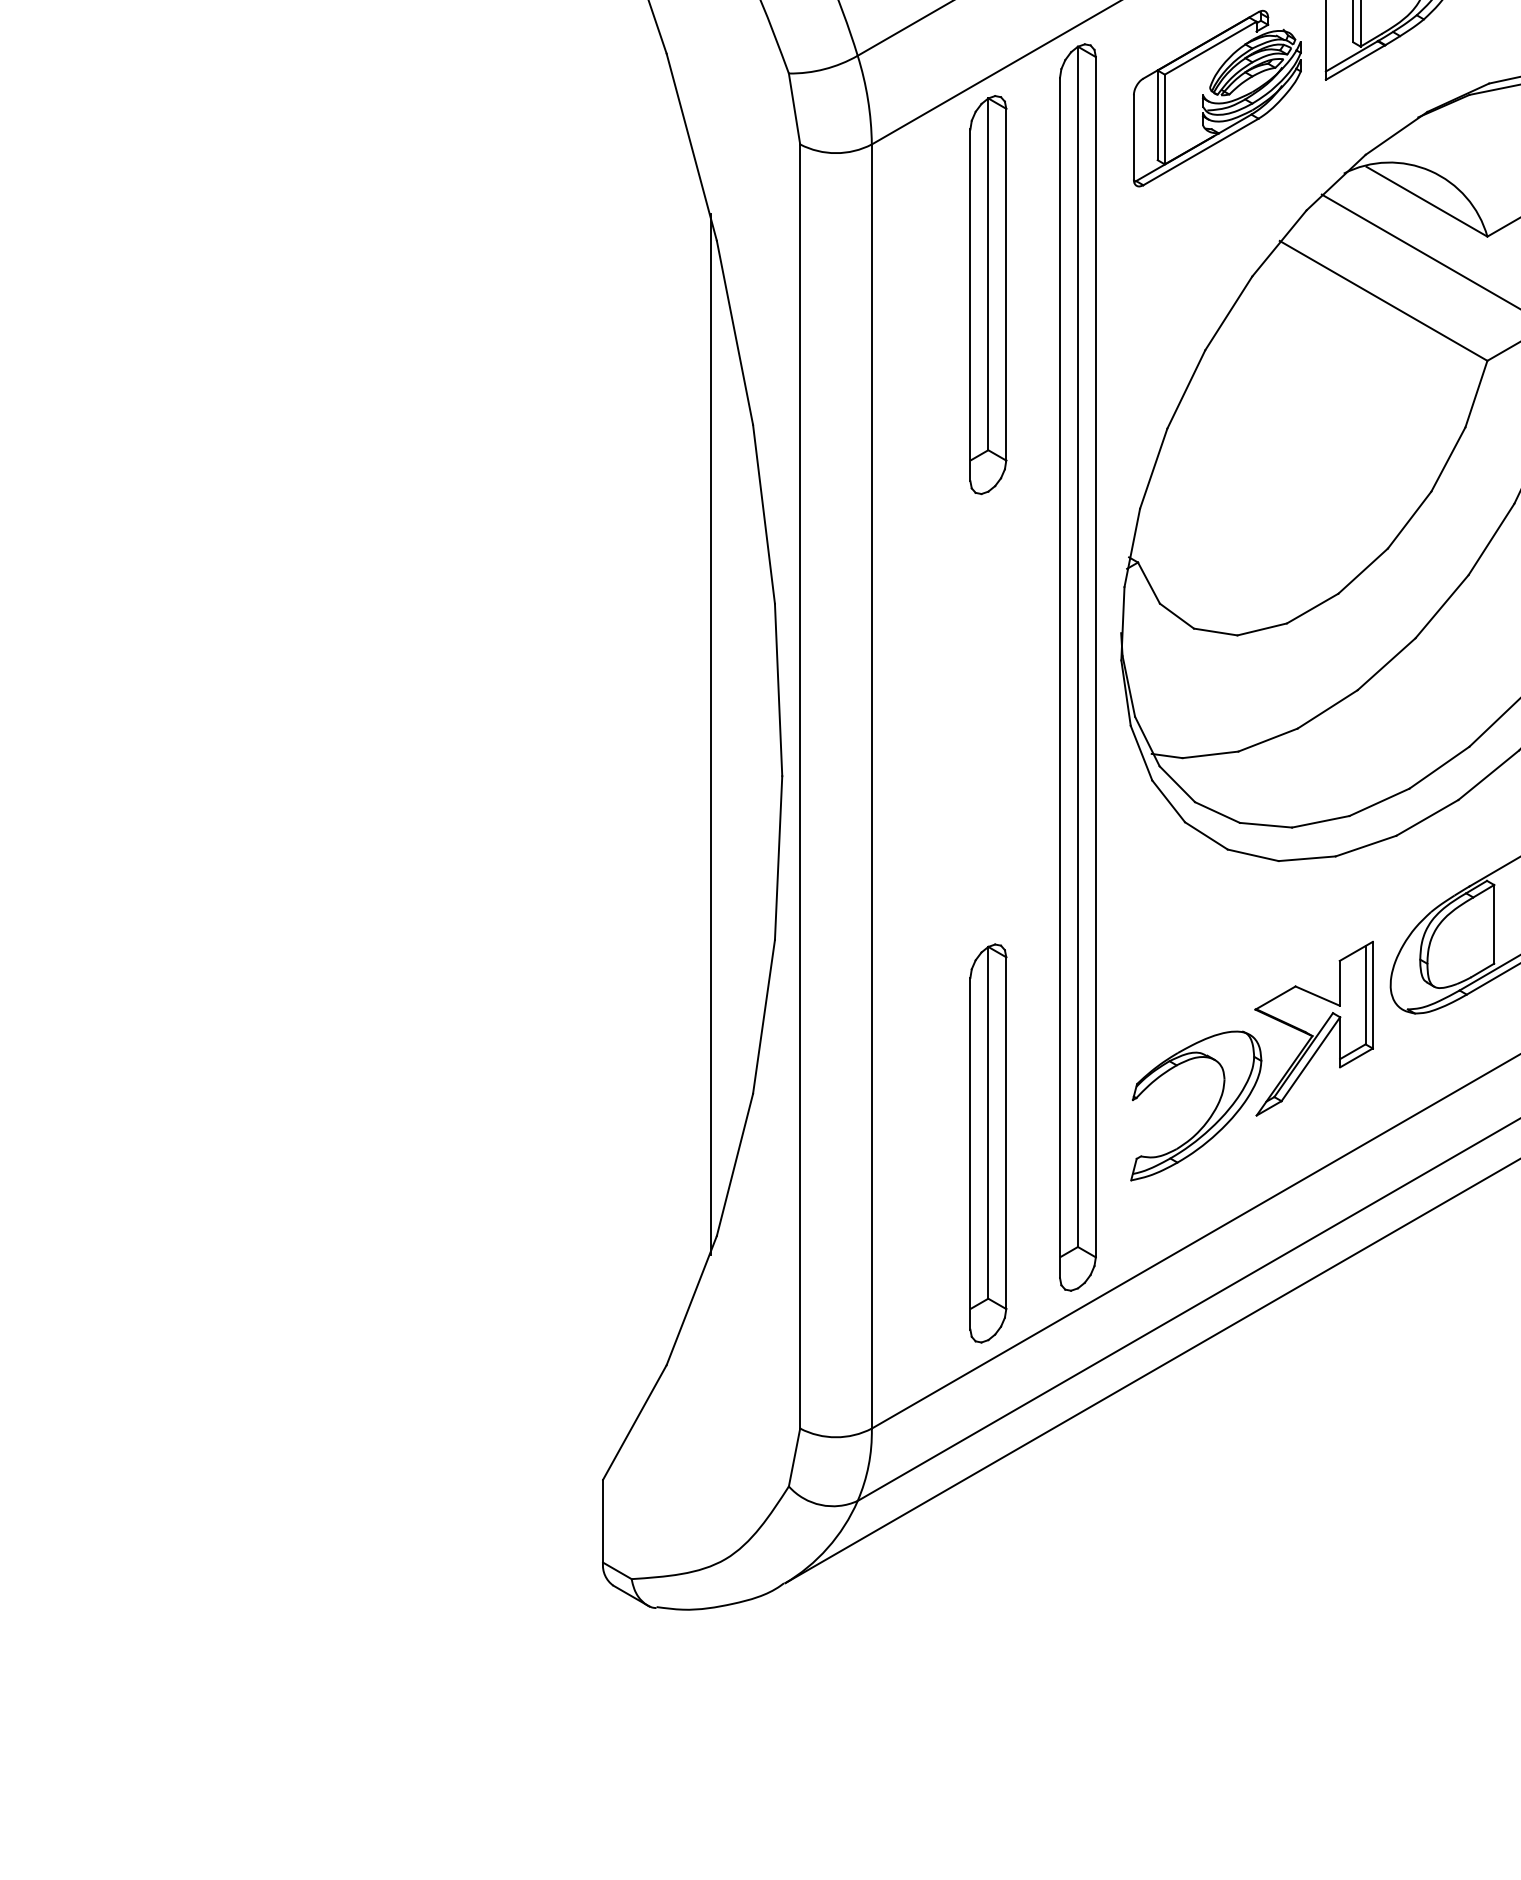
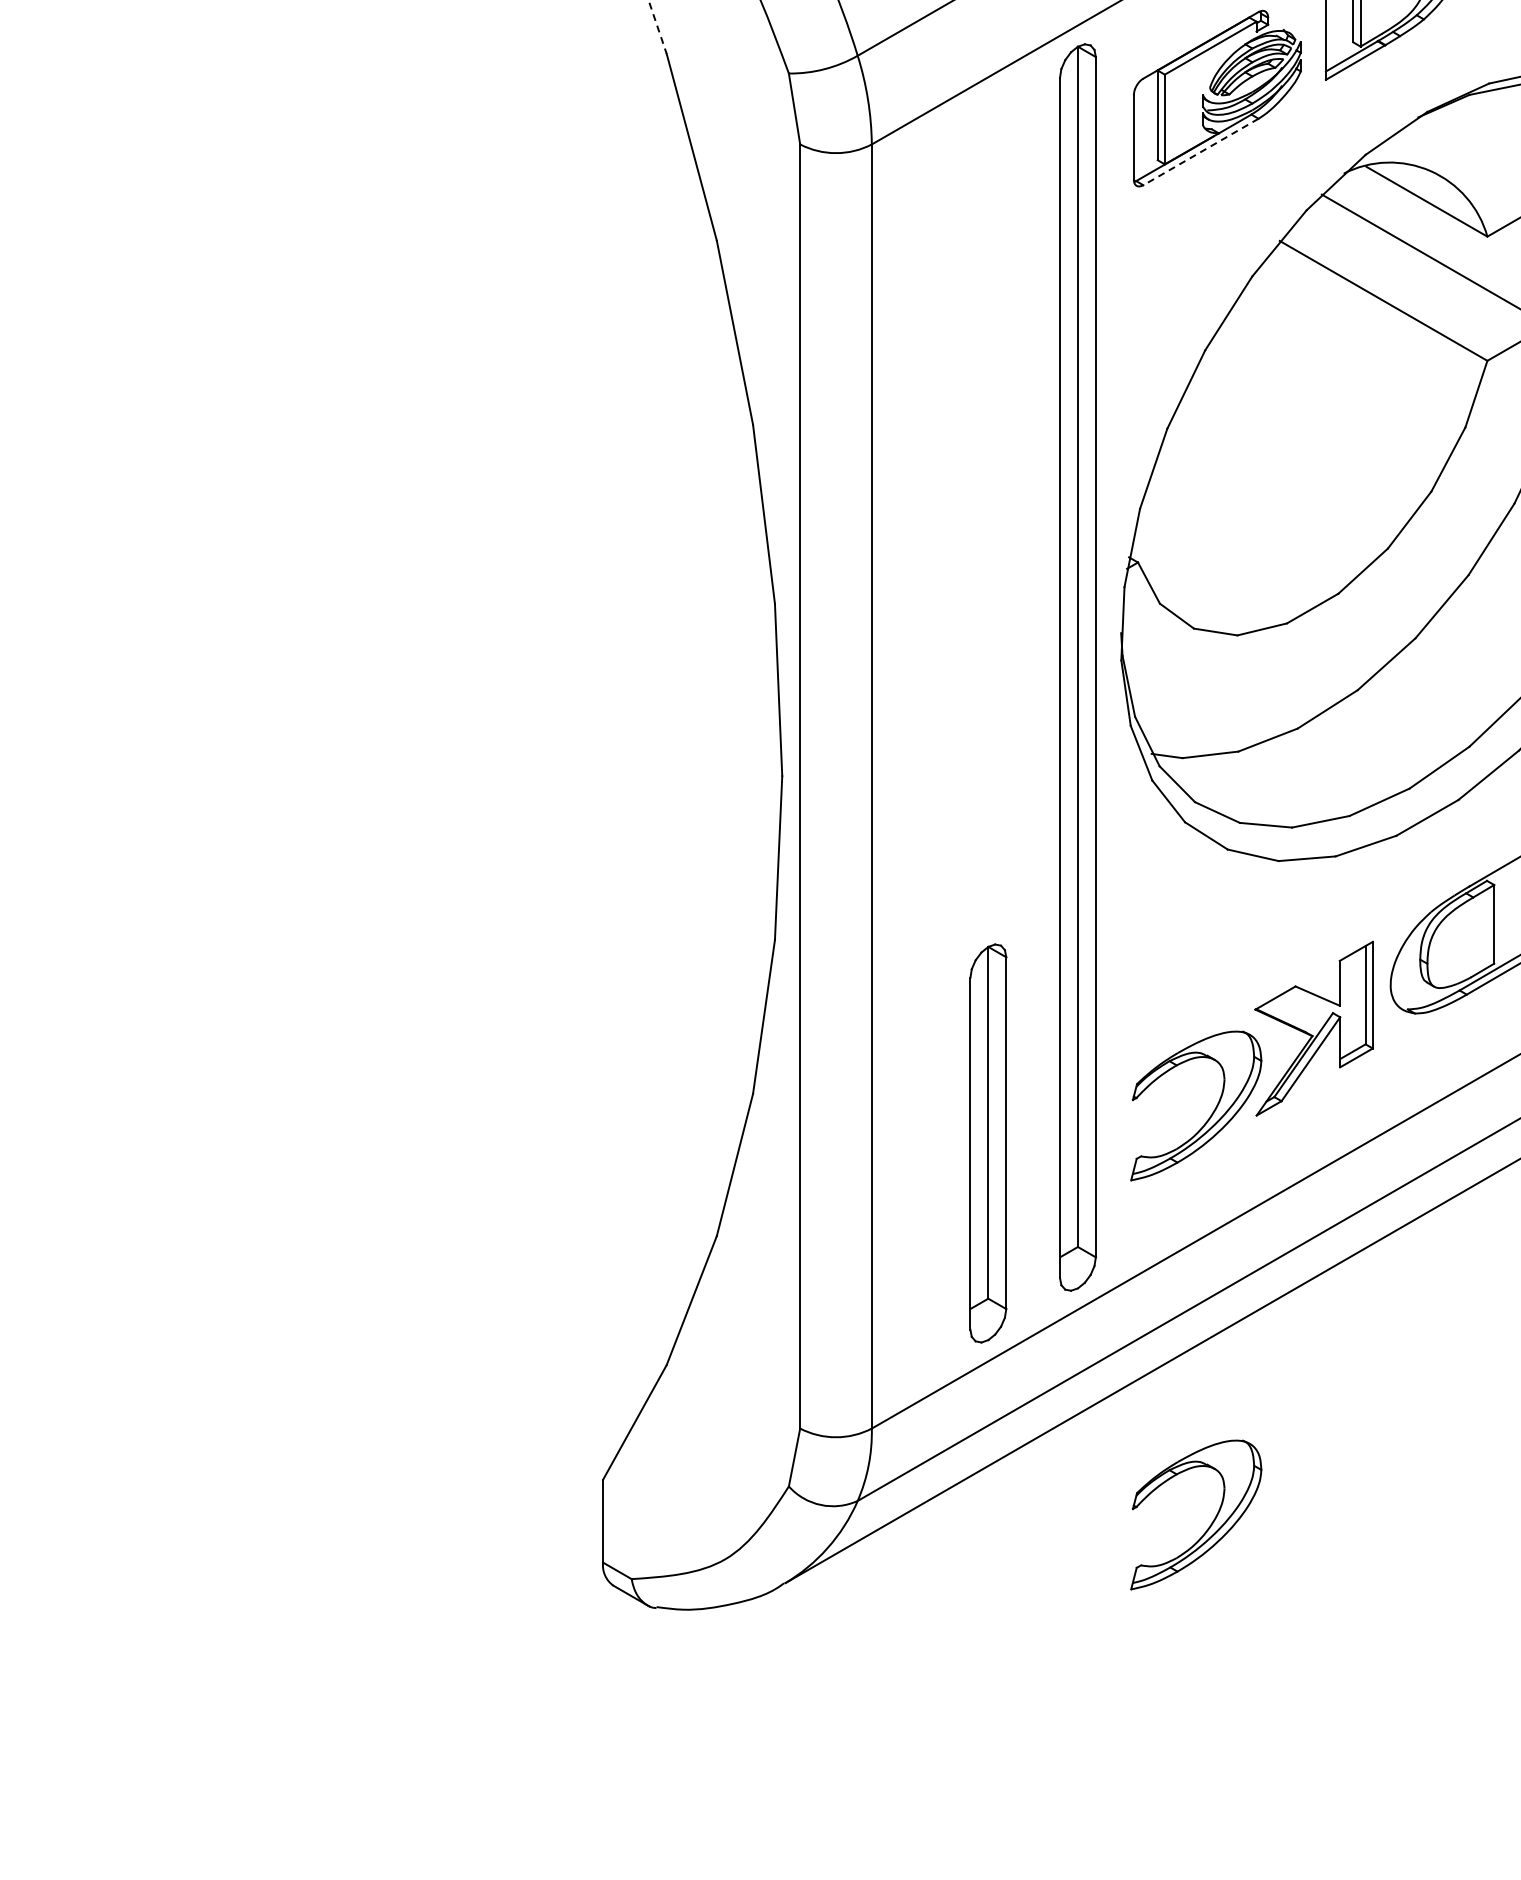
line: solid -> dashed (657, 27)
line: solid -> dashed (1200, 152)
part: present -> none (988, 295)
line: present -> none (710, 734)
part: none -> present (1211, 1522)
